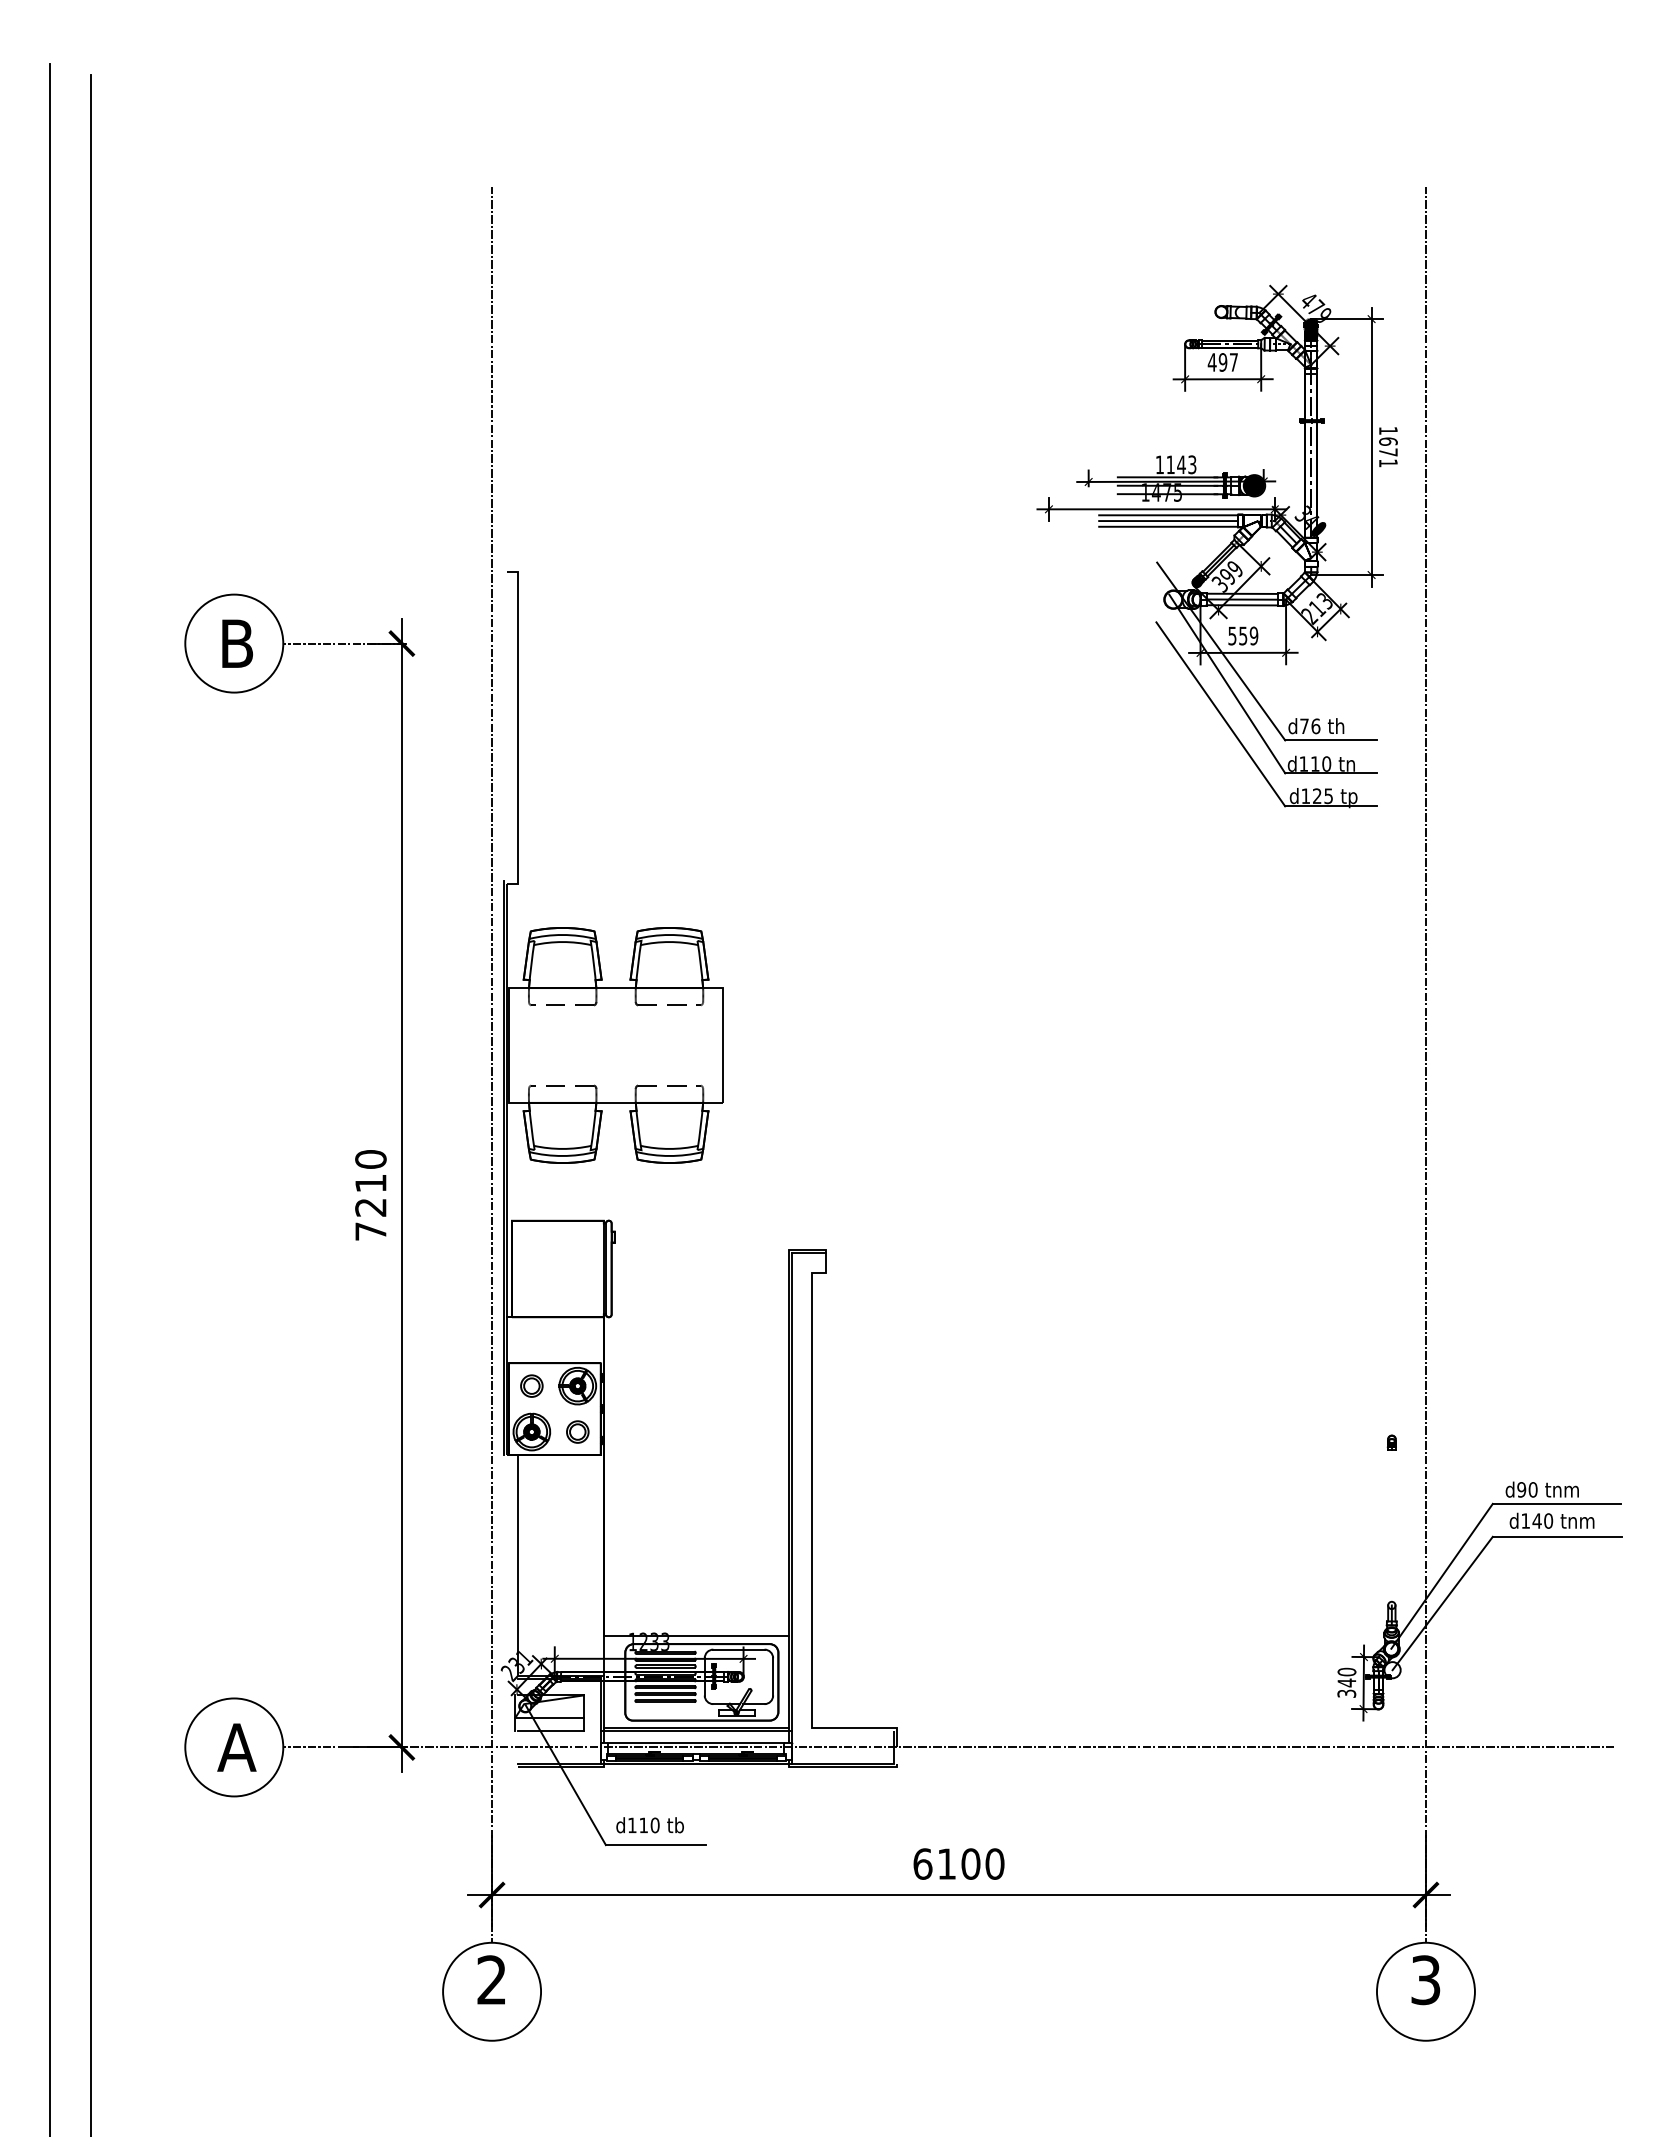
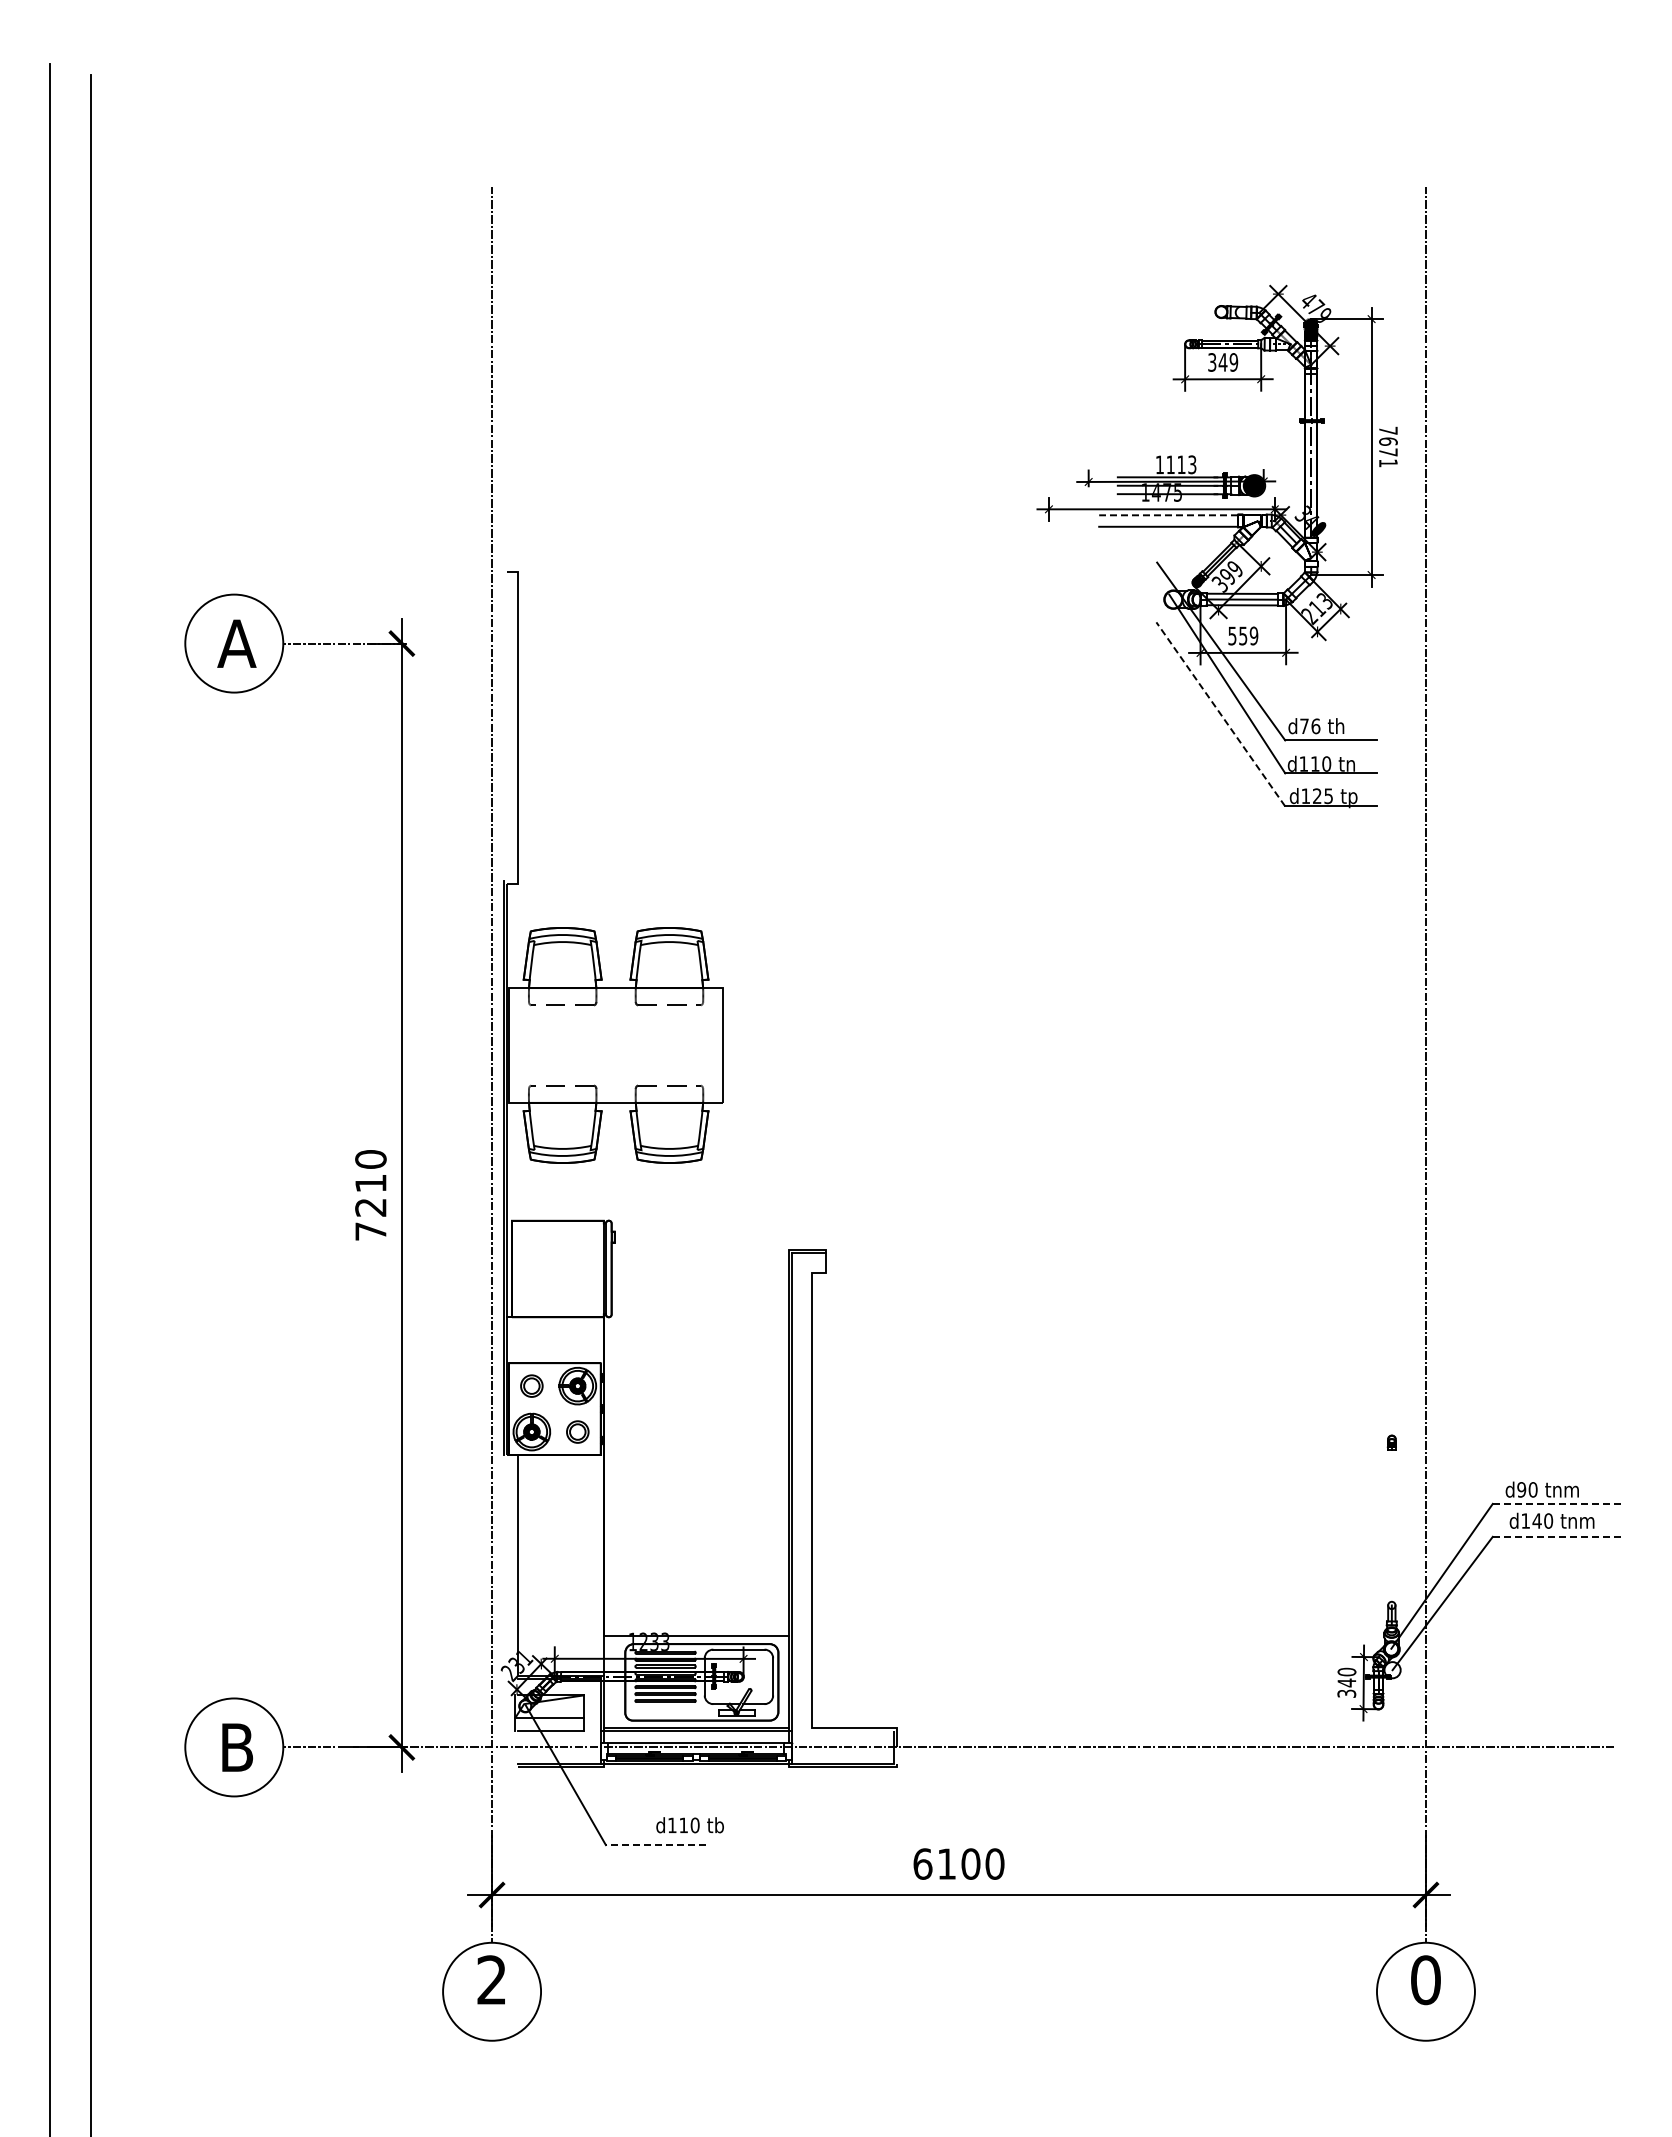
text: 497 -> 349 (1222, 362)
text: 1671 -> 7671 (1388, 430)
text: 1143 -> 1113 (1181, 464)
line: solid -> dashed (1168, 515)
line: present -> none (1168, 521)
text: B -> A (236, 643)
line: solid -> dashed (1220, 713)
line: solid -> dashed (1557, 1503)
line: solid -> dashed (1557, 1536)
text: A -> B (236, 1747)
text position: (649, 1825) -> (689, 1825) (689, 1825)
line: solid -> dashed (655, 1845)
text: 3 -> 0 (1425, 1980)
